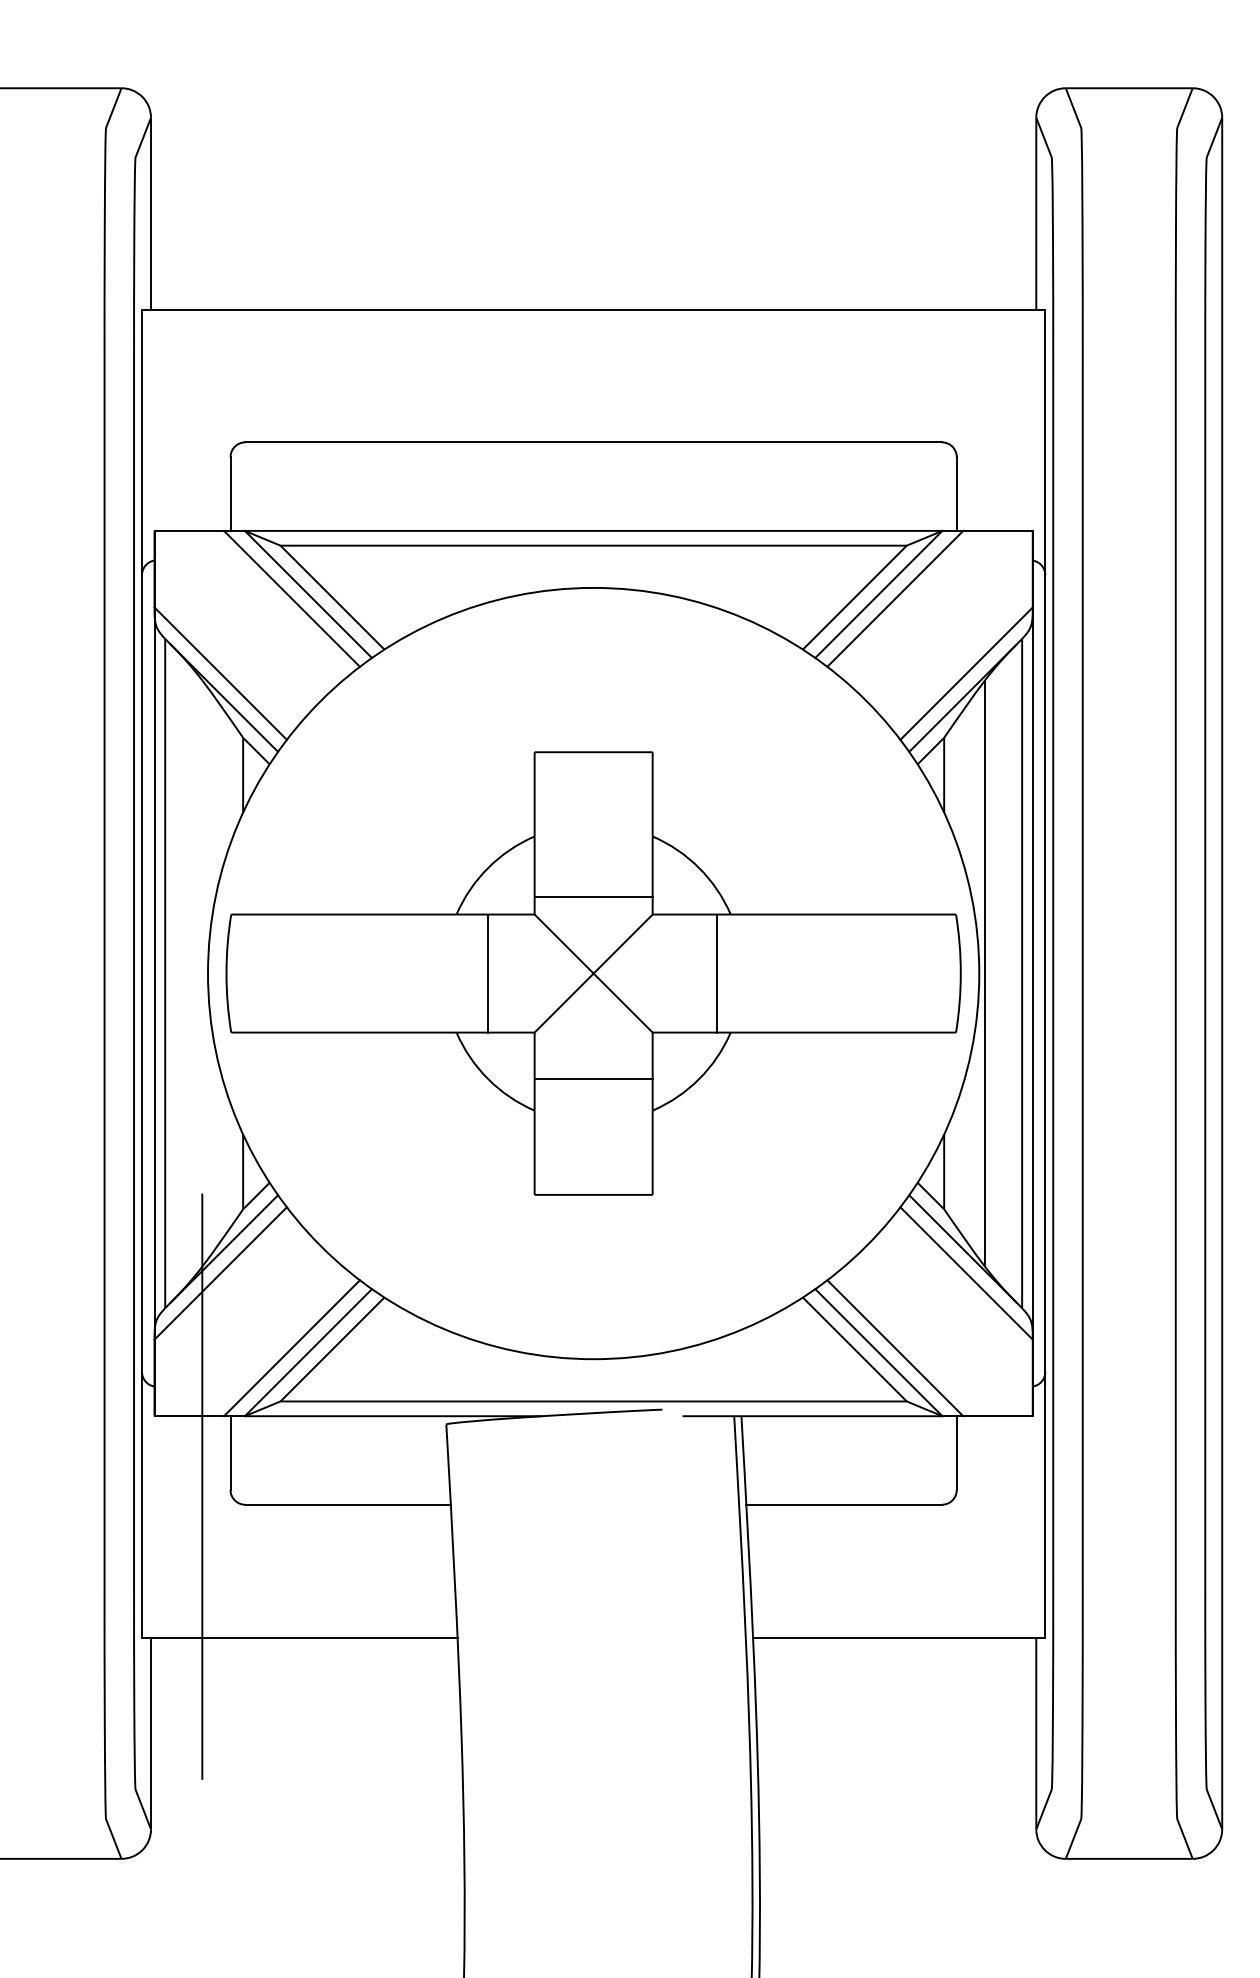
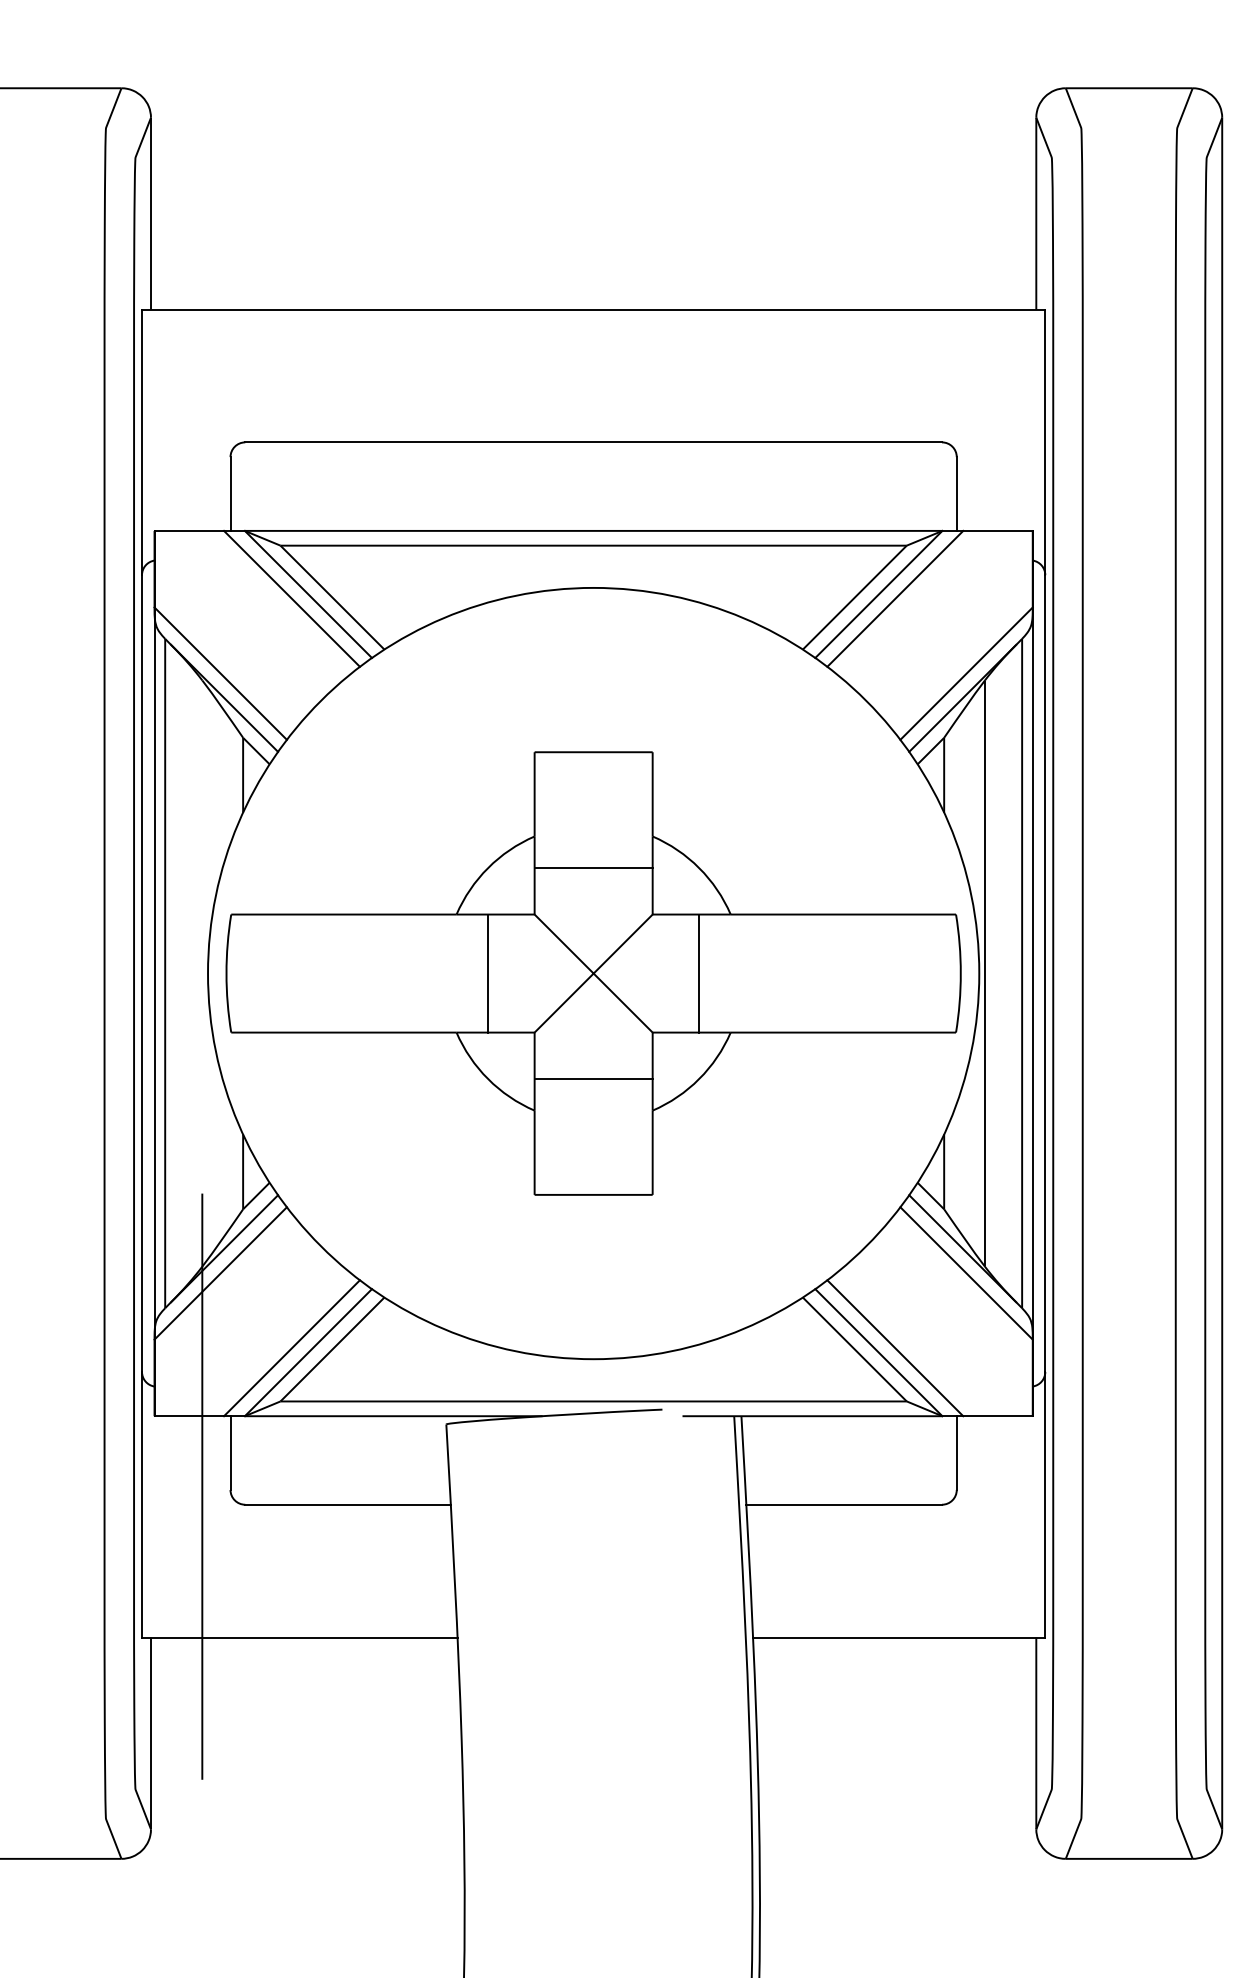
line position: (593, 897) -> (593, 868) (593, 868)
line position: (716, 973) -> (698, 973) (698, 973)
